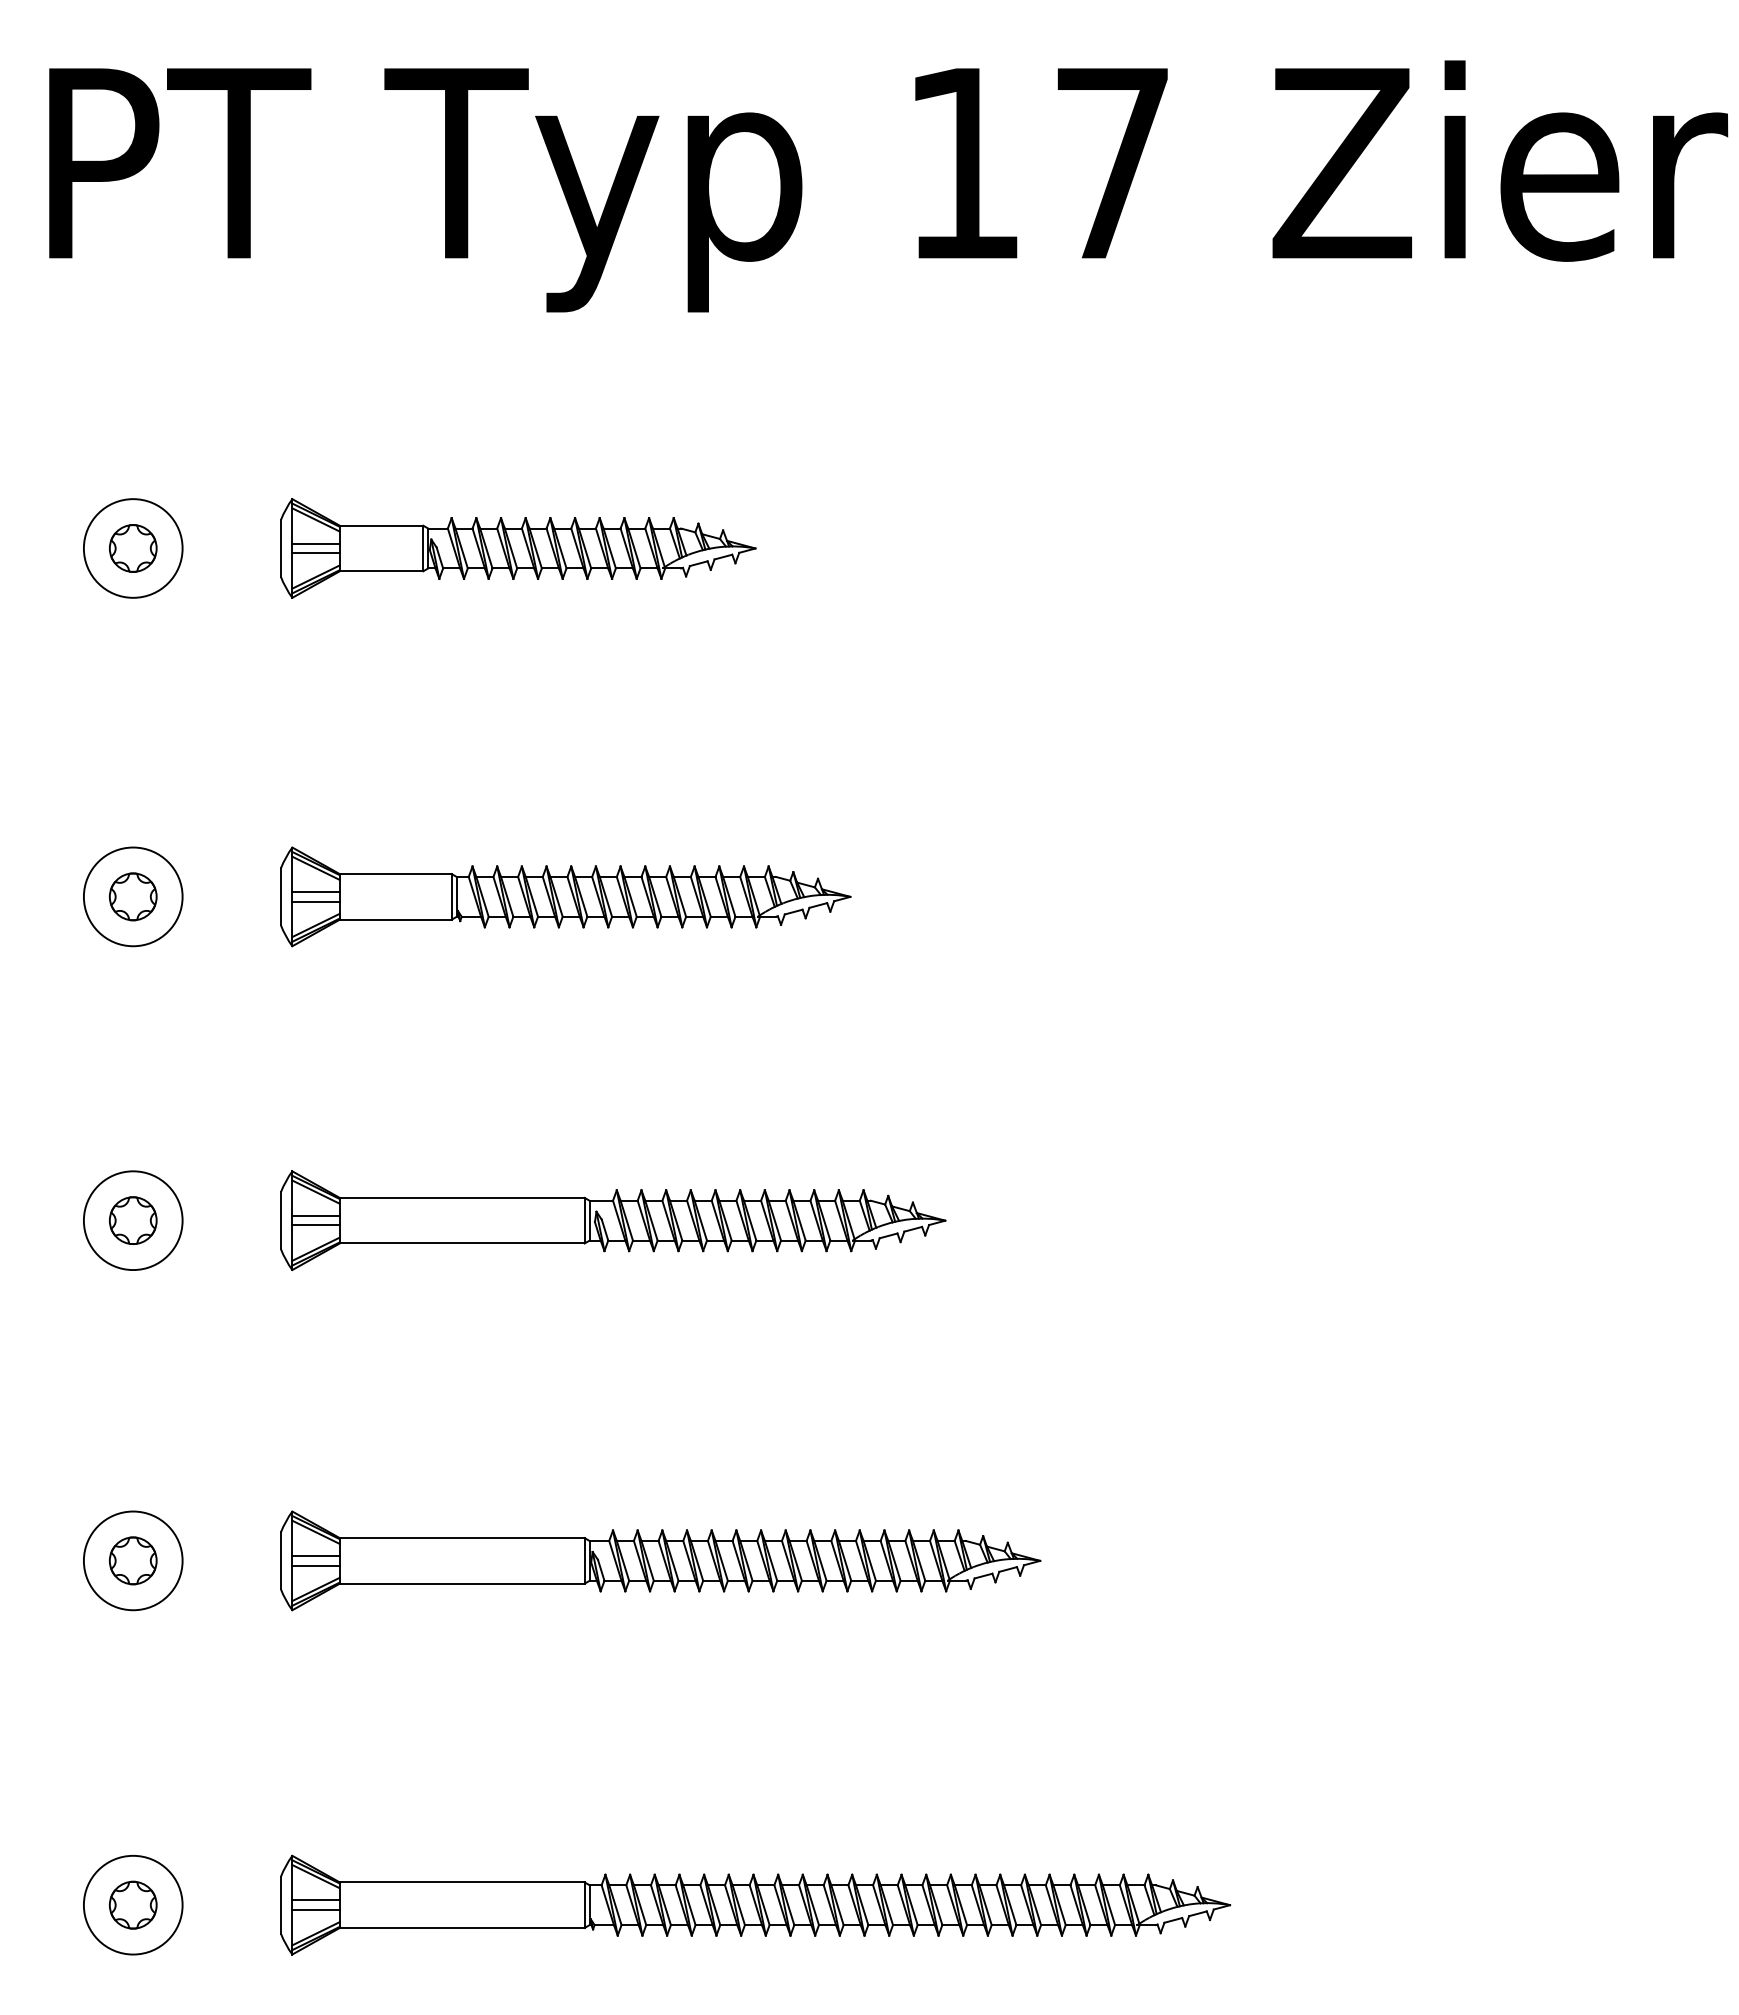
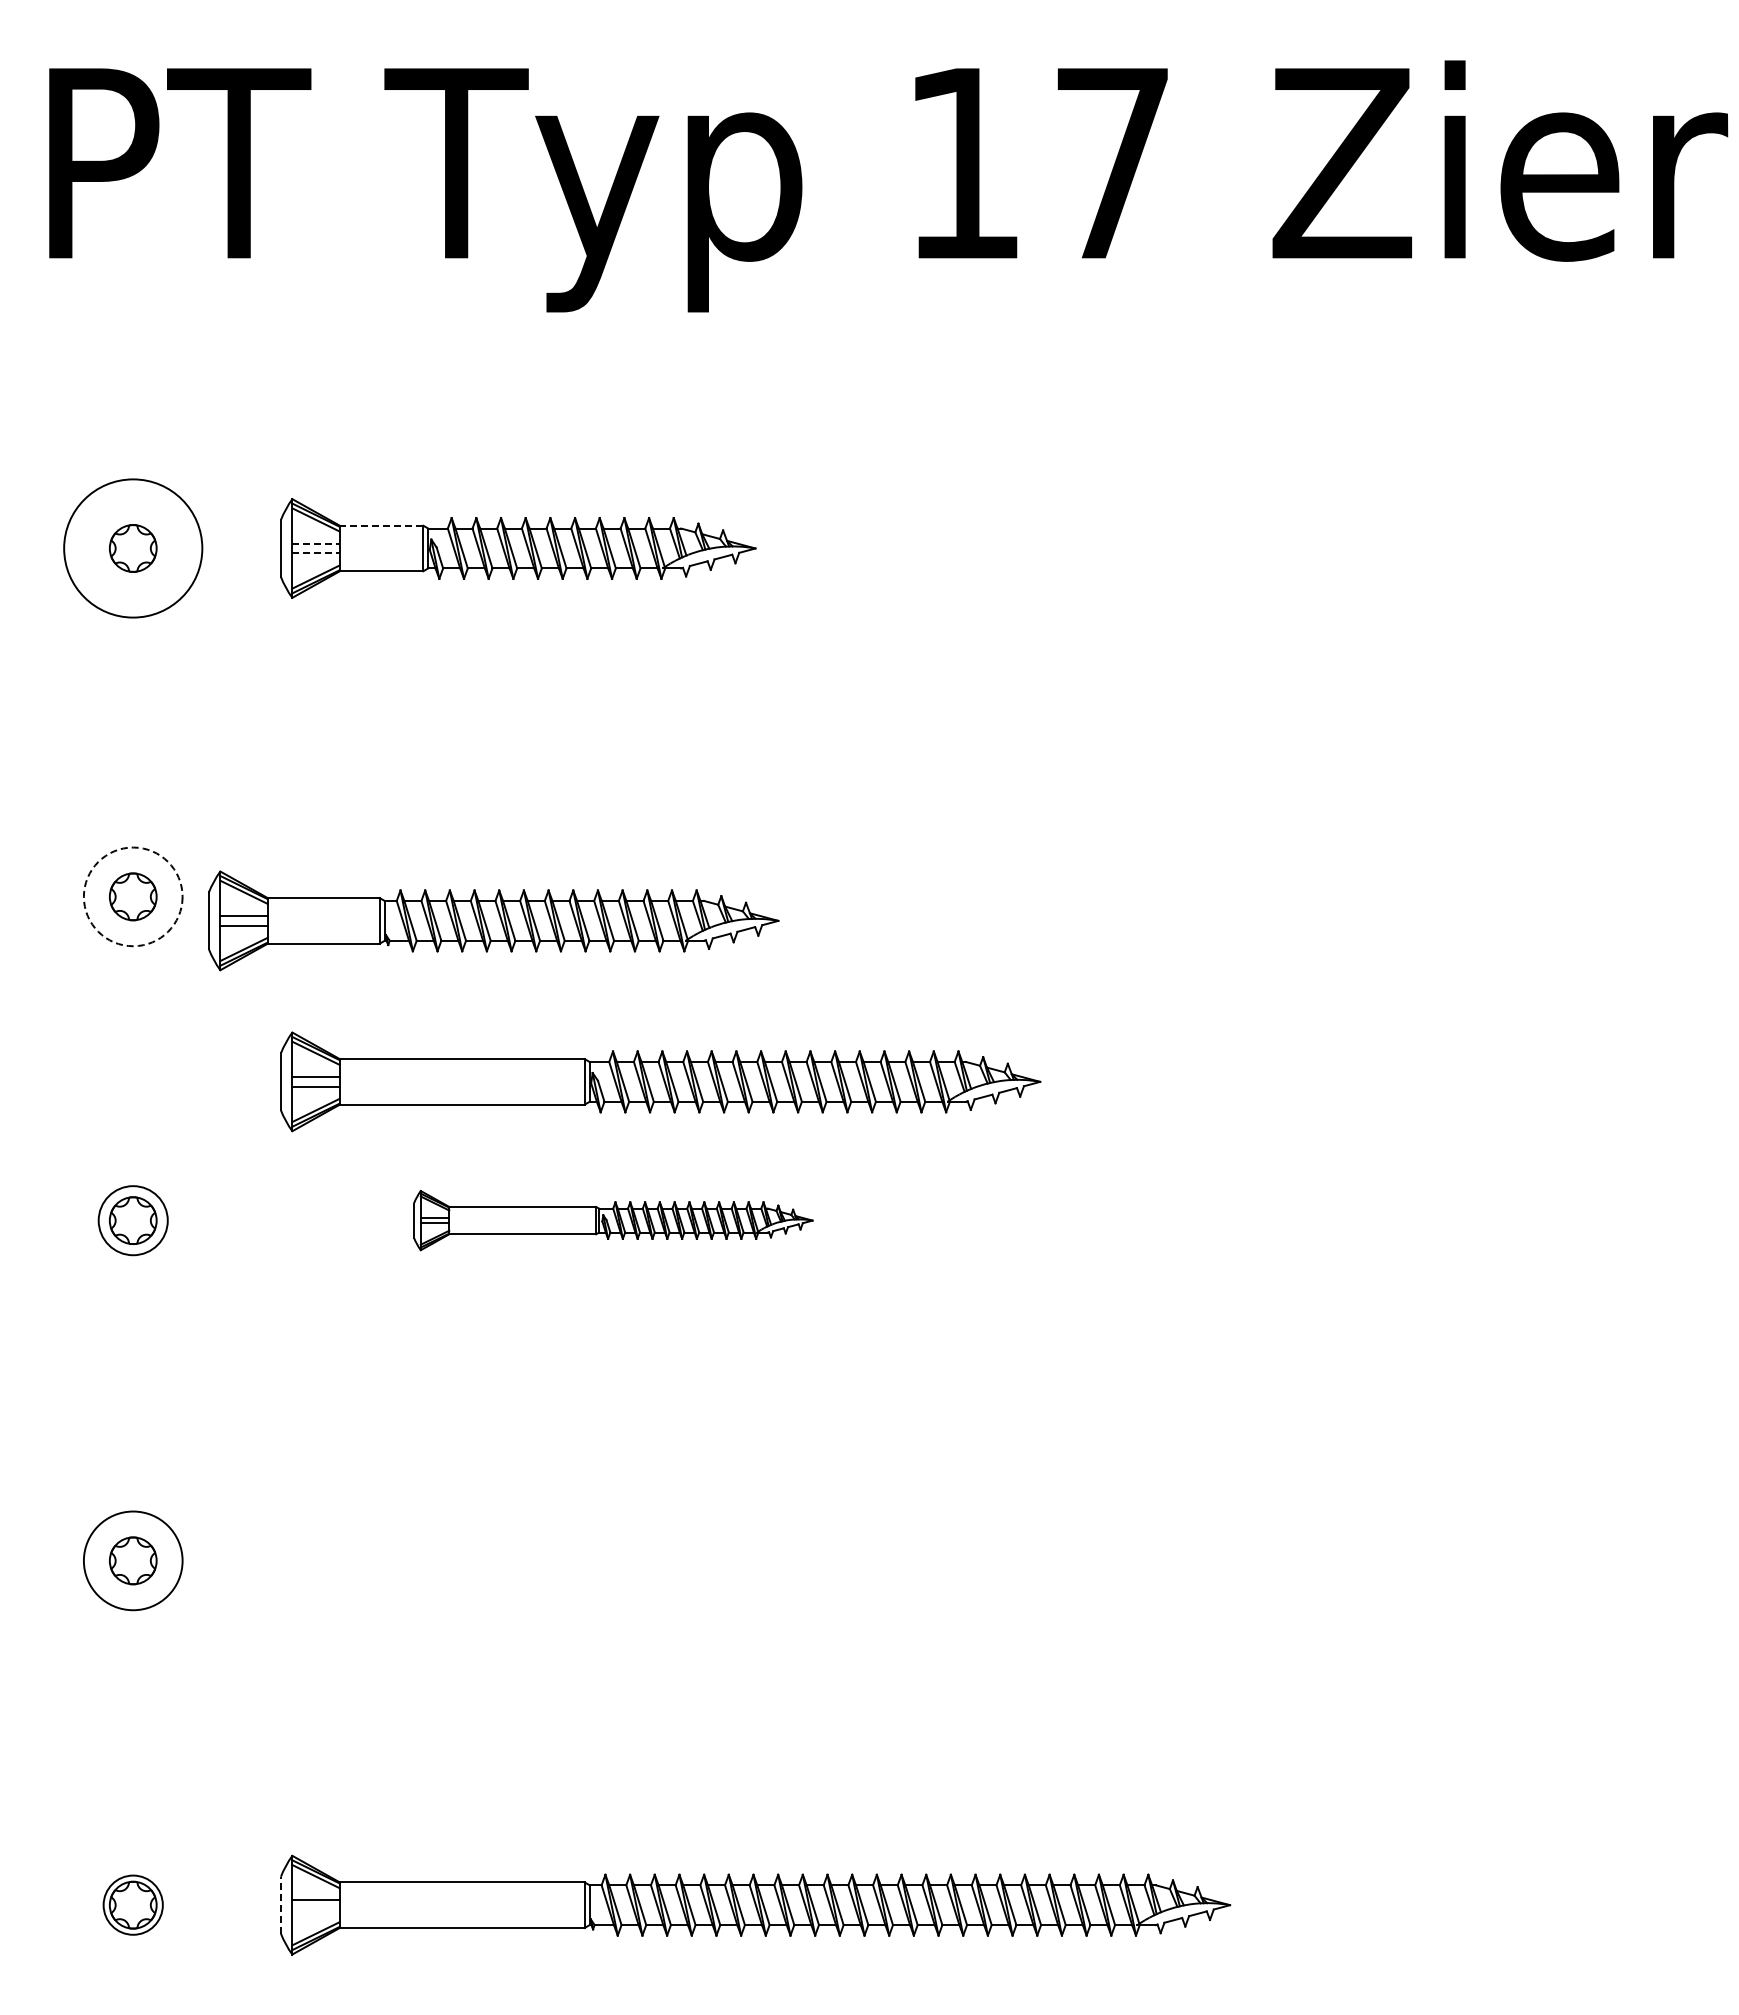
line: solid -> dashed (381, 525)
line: solid -> dashed (316, 543)
circle diameter: 99 px -> 138 px (133, 548)
line: solid -> dashed (316, 553)
circle: solid -> dashed (132, 896)
part position: (565, 896) -> (493, 920) (493, 920)
circle diameter: 99 px -> 69 px (132, 1220)
part size: 667x101 px -> 401x62 px (613, 1220)
part position: (660, 1560) -> (660, 1081) (660, 1081)
circle diameter: 99 px -> 59 px (132, 1904)
line: solid -> dashed (280, 1904)
line: present -> none (315, 1909)
